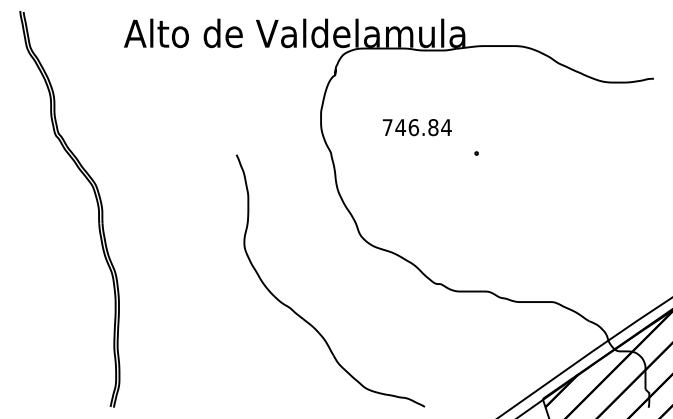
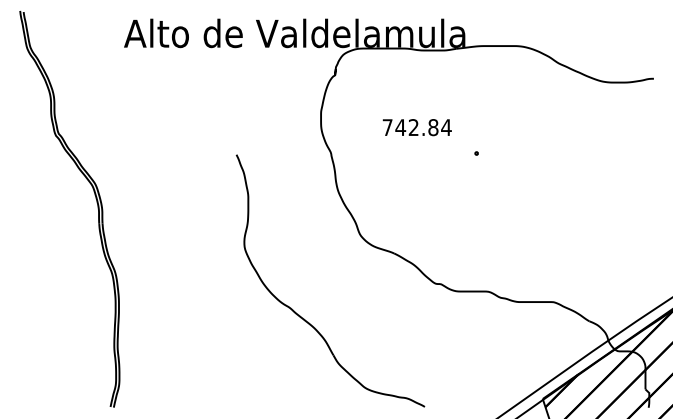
text: 746.84 -> 742.84 (413, 127)
